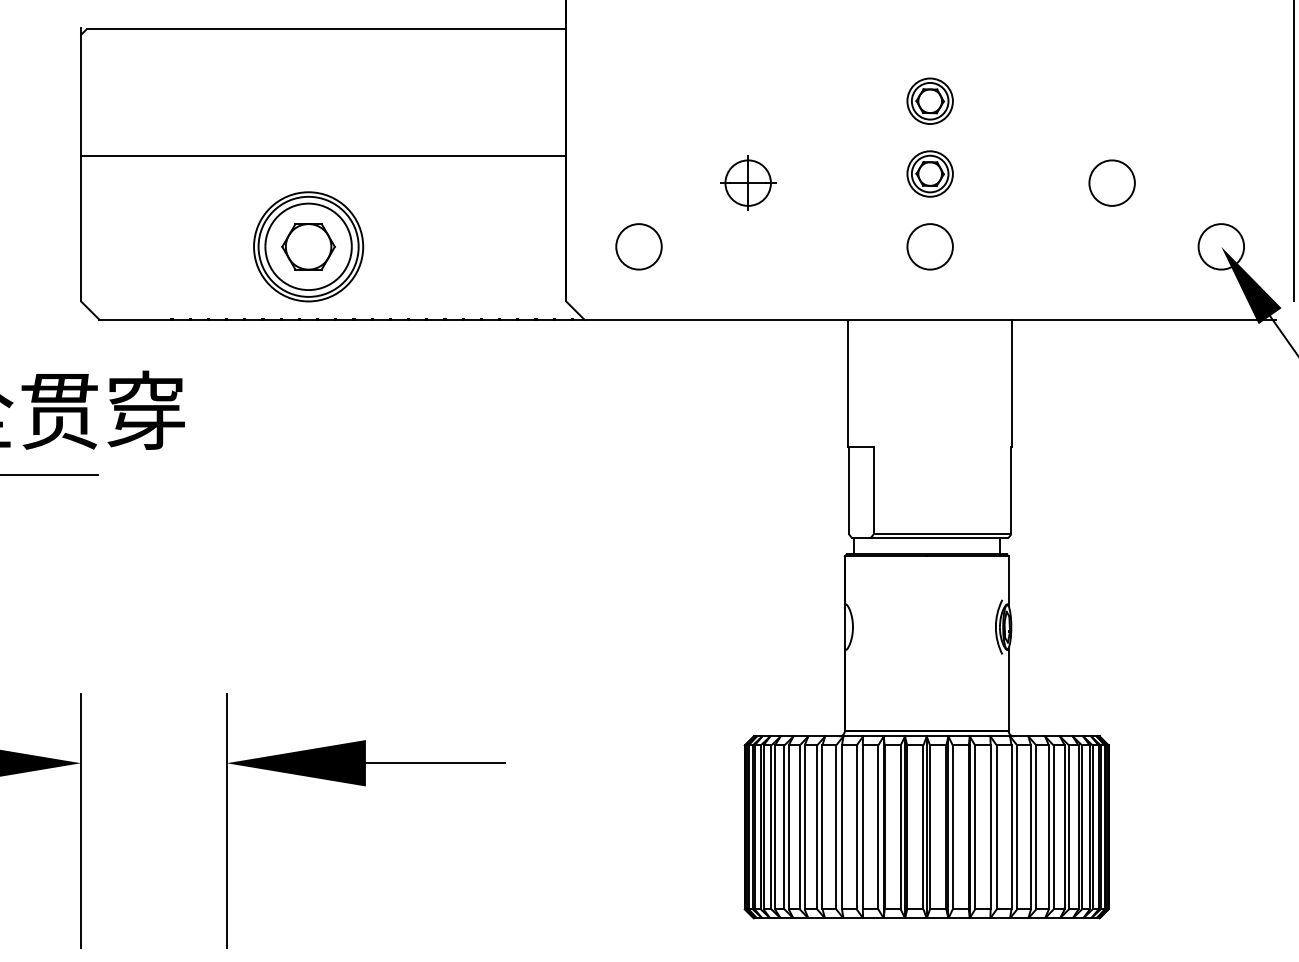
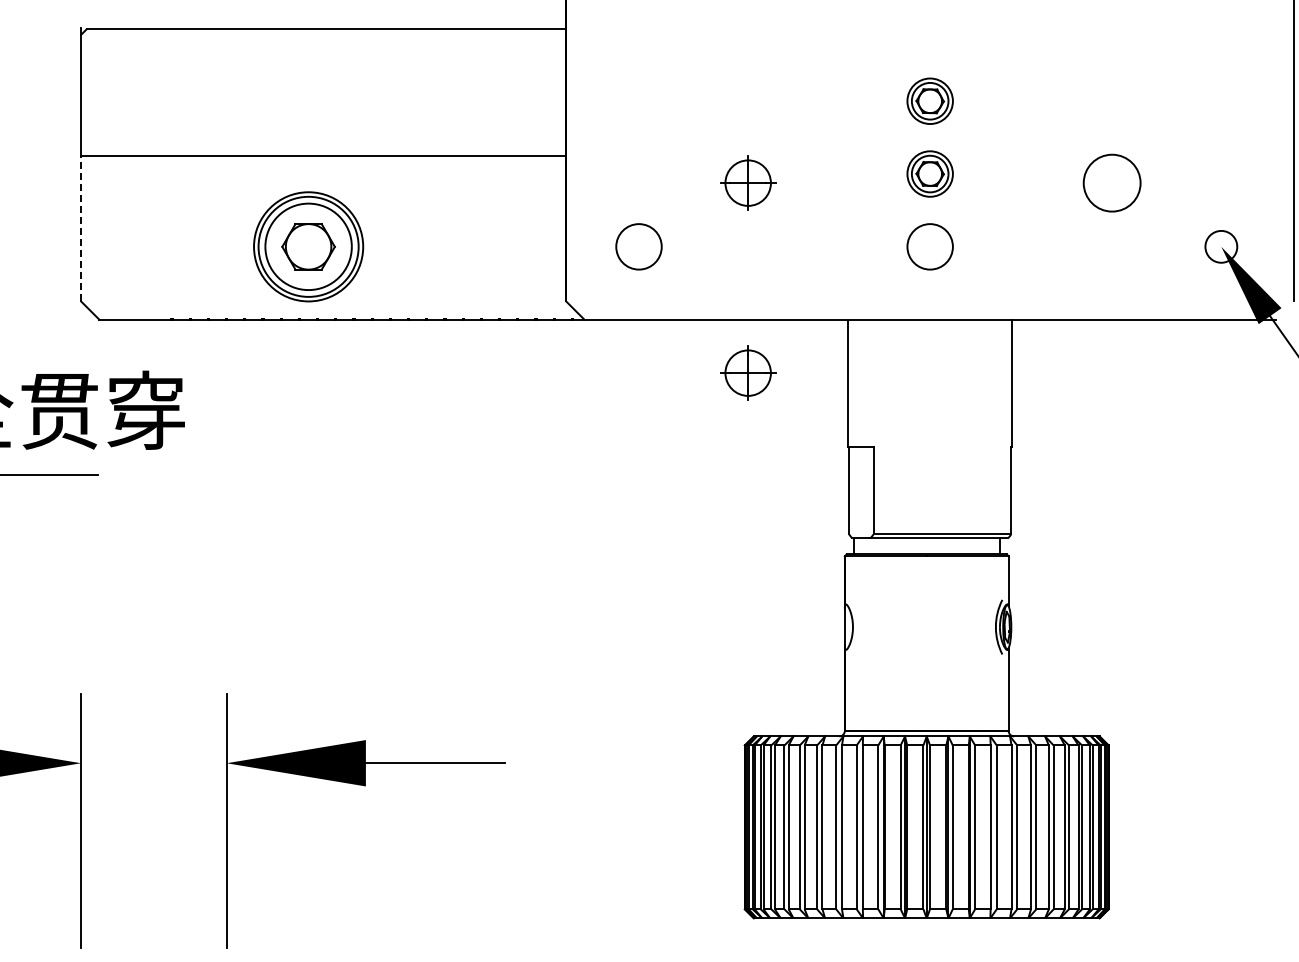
circle diameter: 45 px -> 57 px (1111, 182)
line: solid -> dashed (81, 228)
circle diameter: 45 px -> 32 px (1221, 246)
part: none -> present (748, 372)
